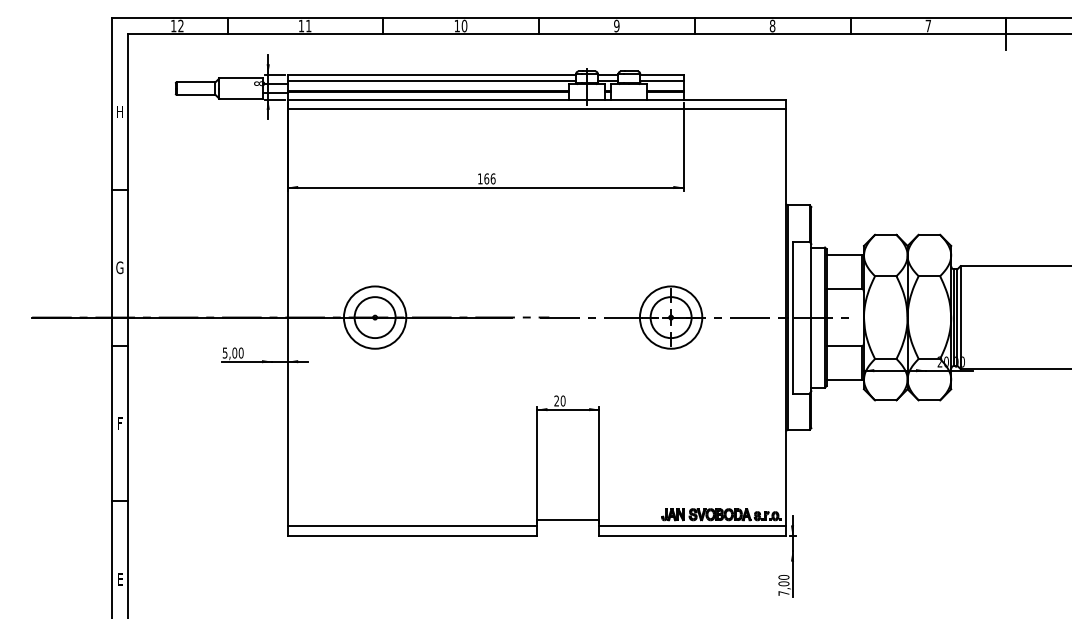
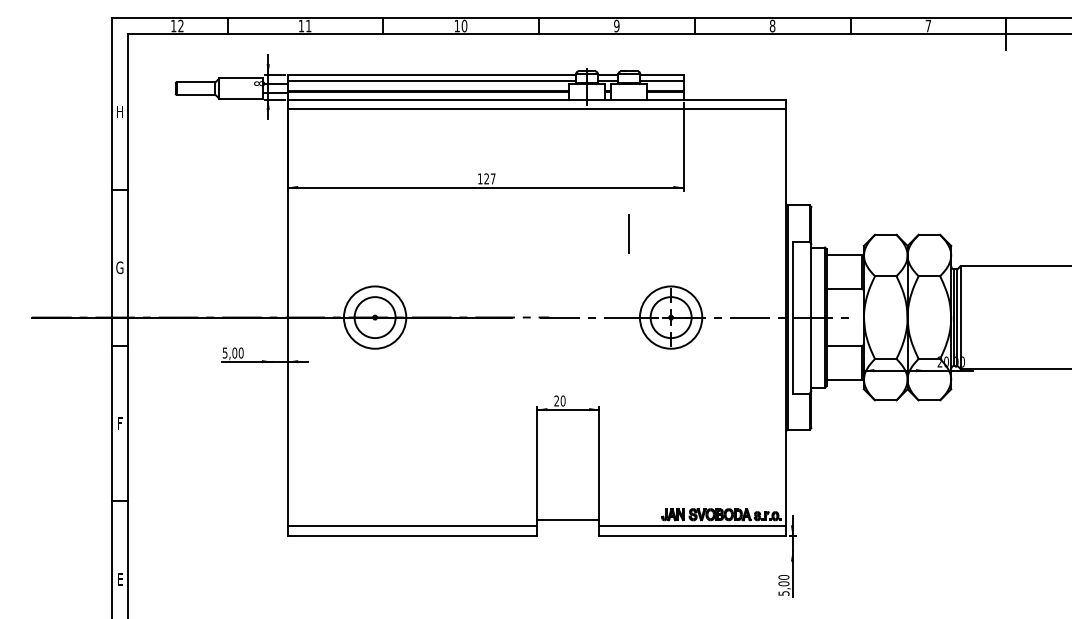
text: 166 -> 127 (489, 178)
line: none -> present (628, 233)
text: 7,00 -> 5,00 (783, 593)
